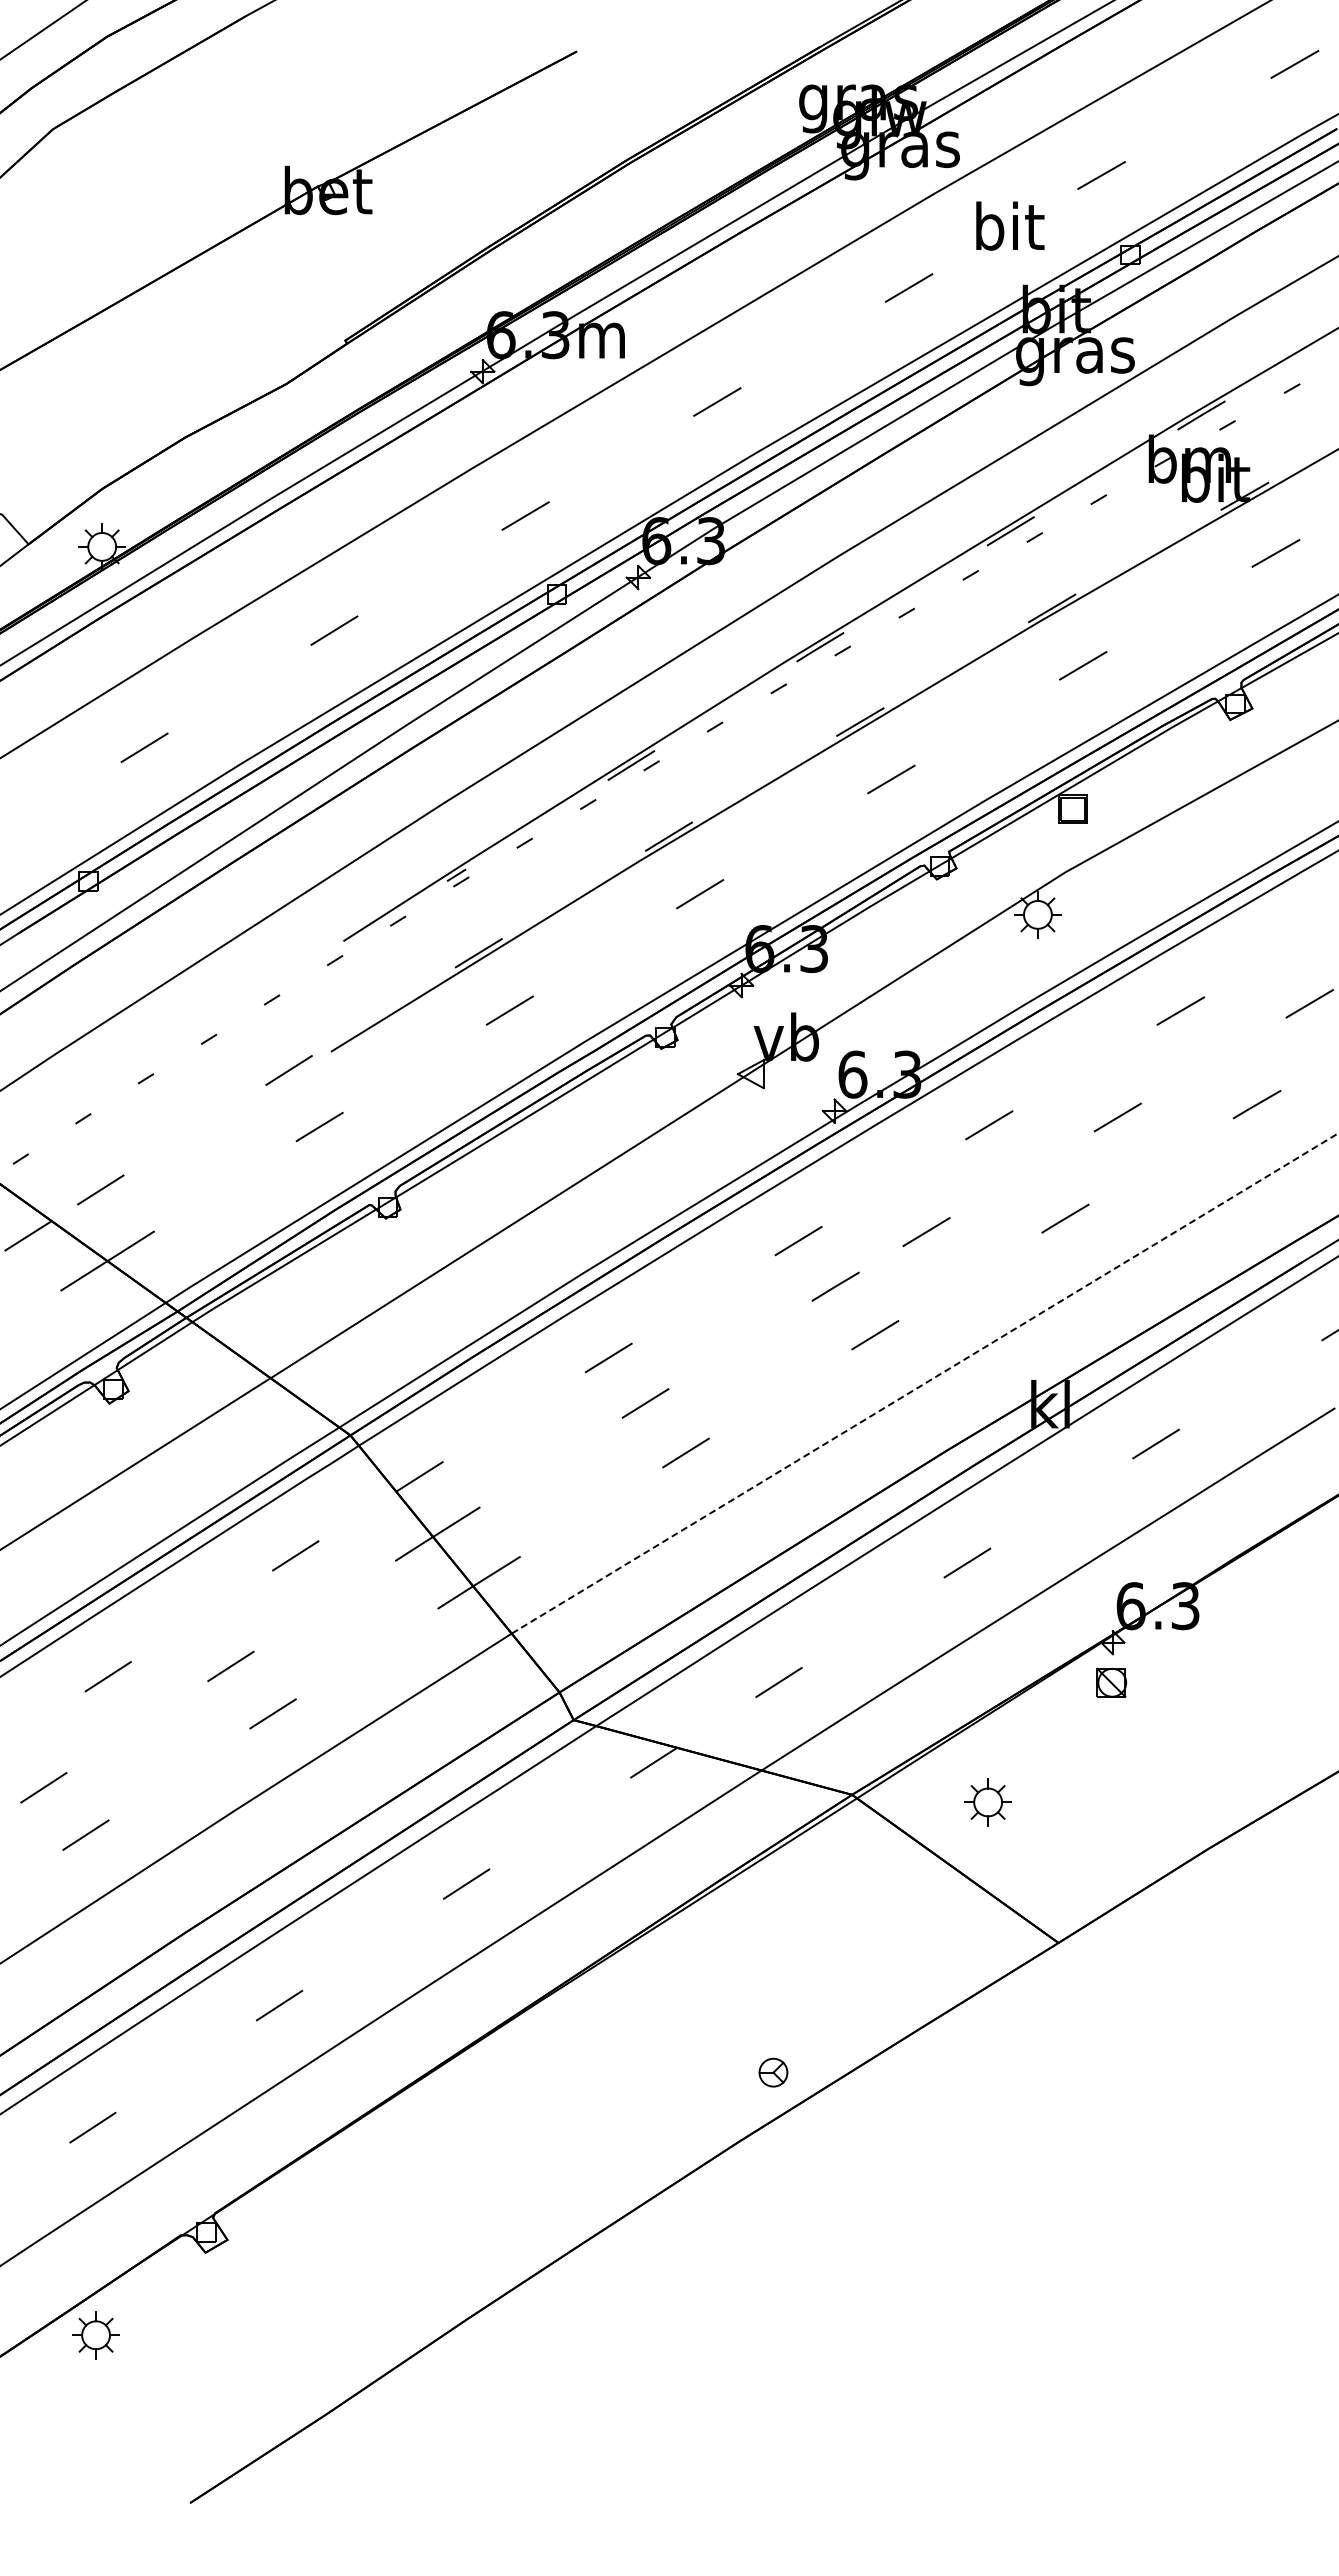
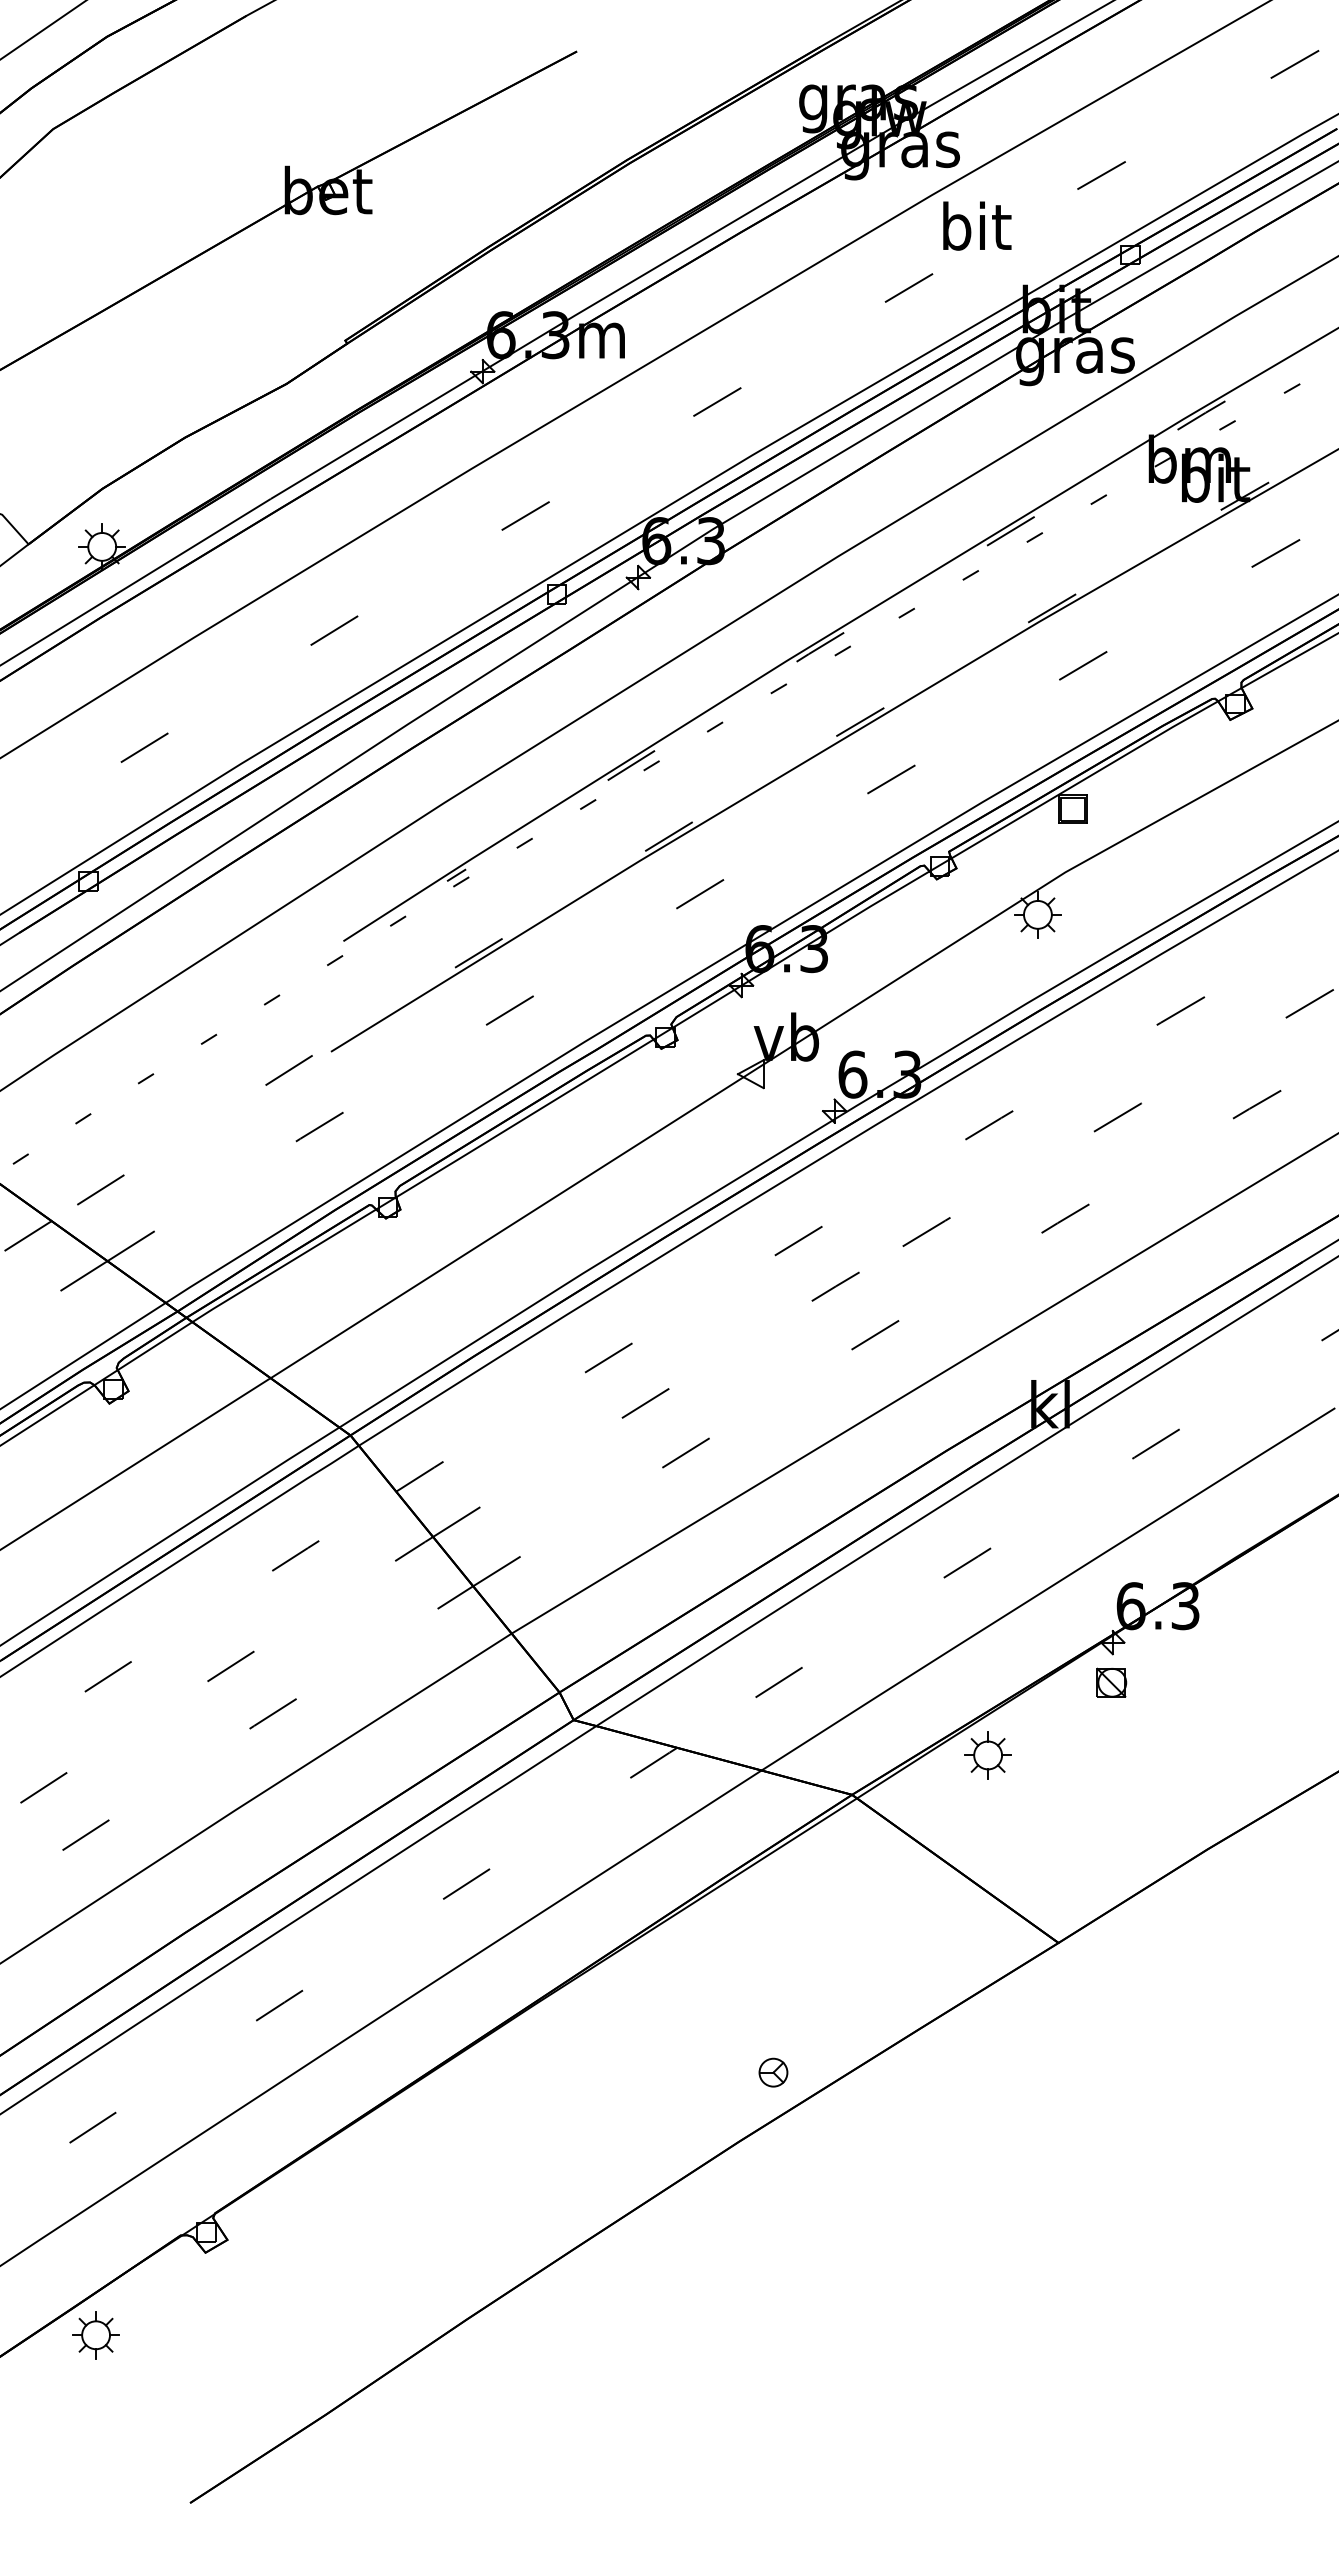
text position: (1010, 225) -> (977, 225) (977, 225)
line: dashed -> solid (925, 1383)
part position: (987, 1802) -> (987, 1755) (987, 1755)
